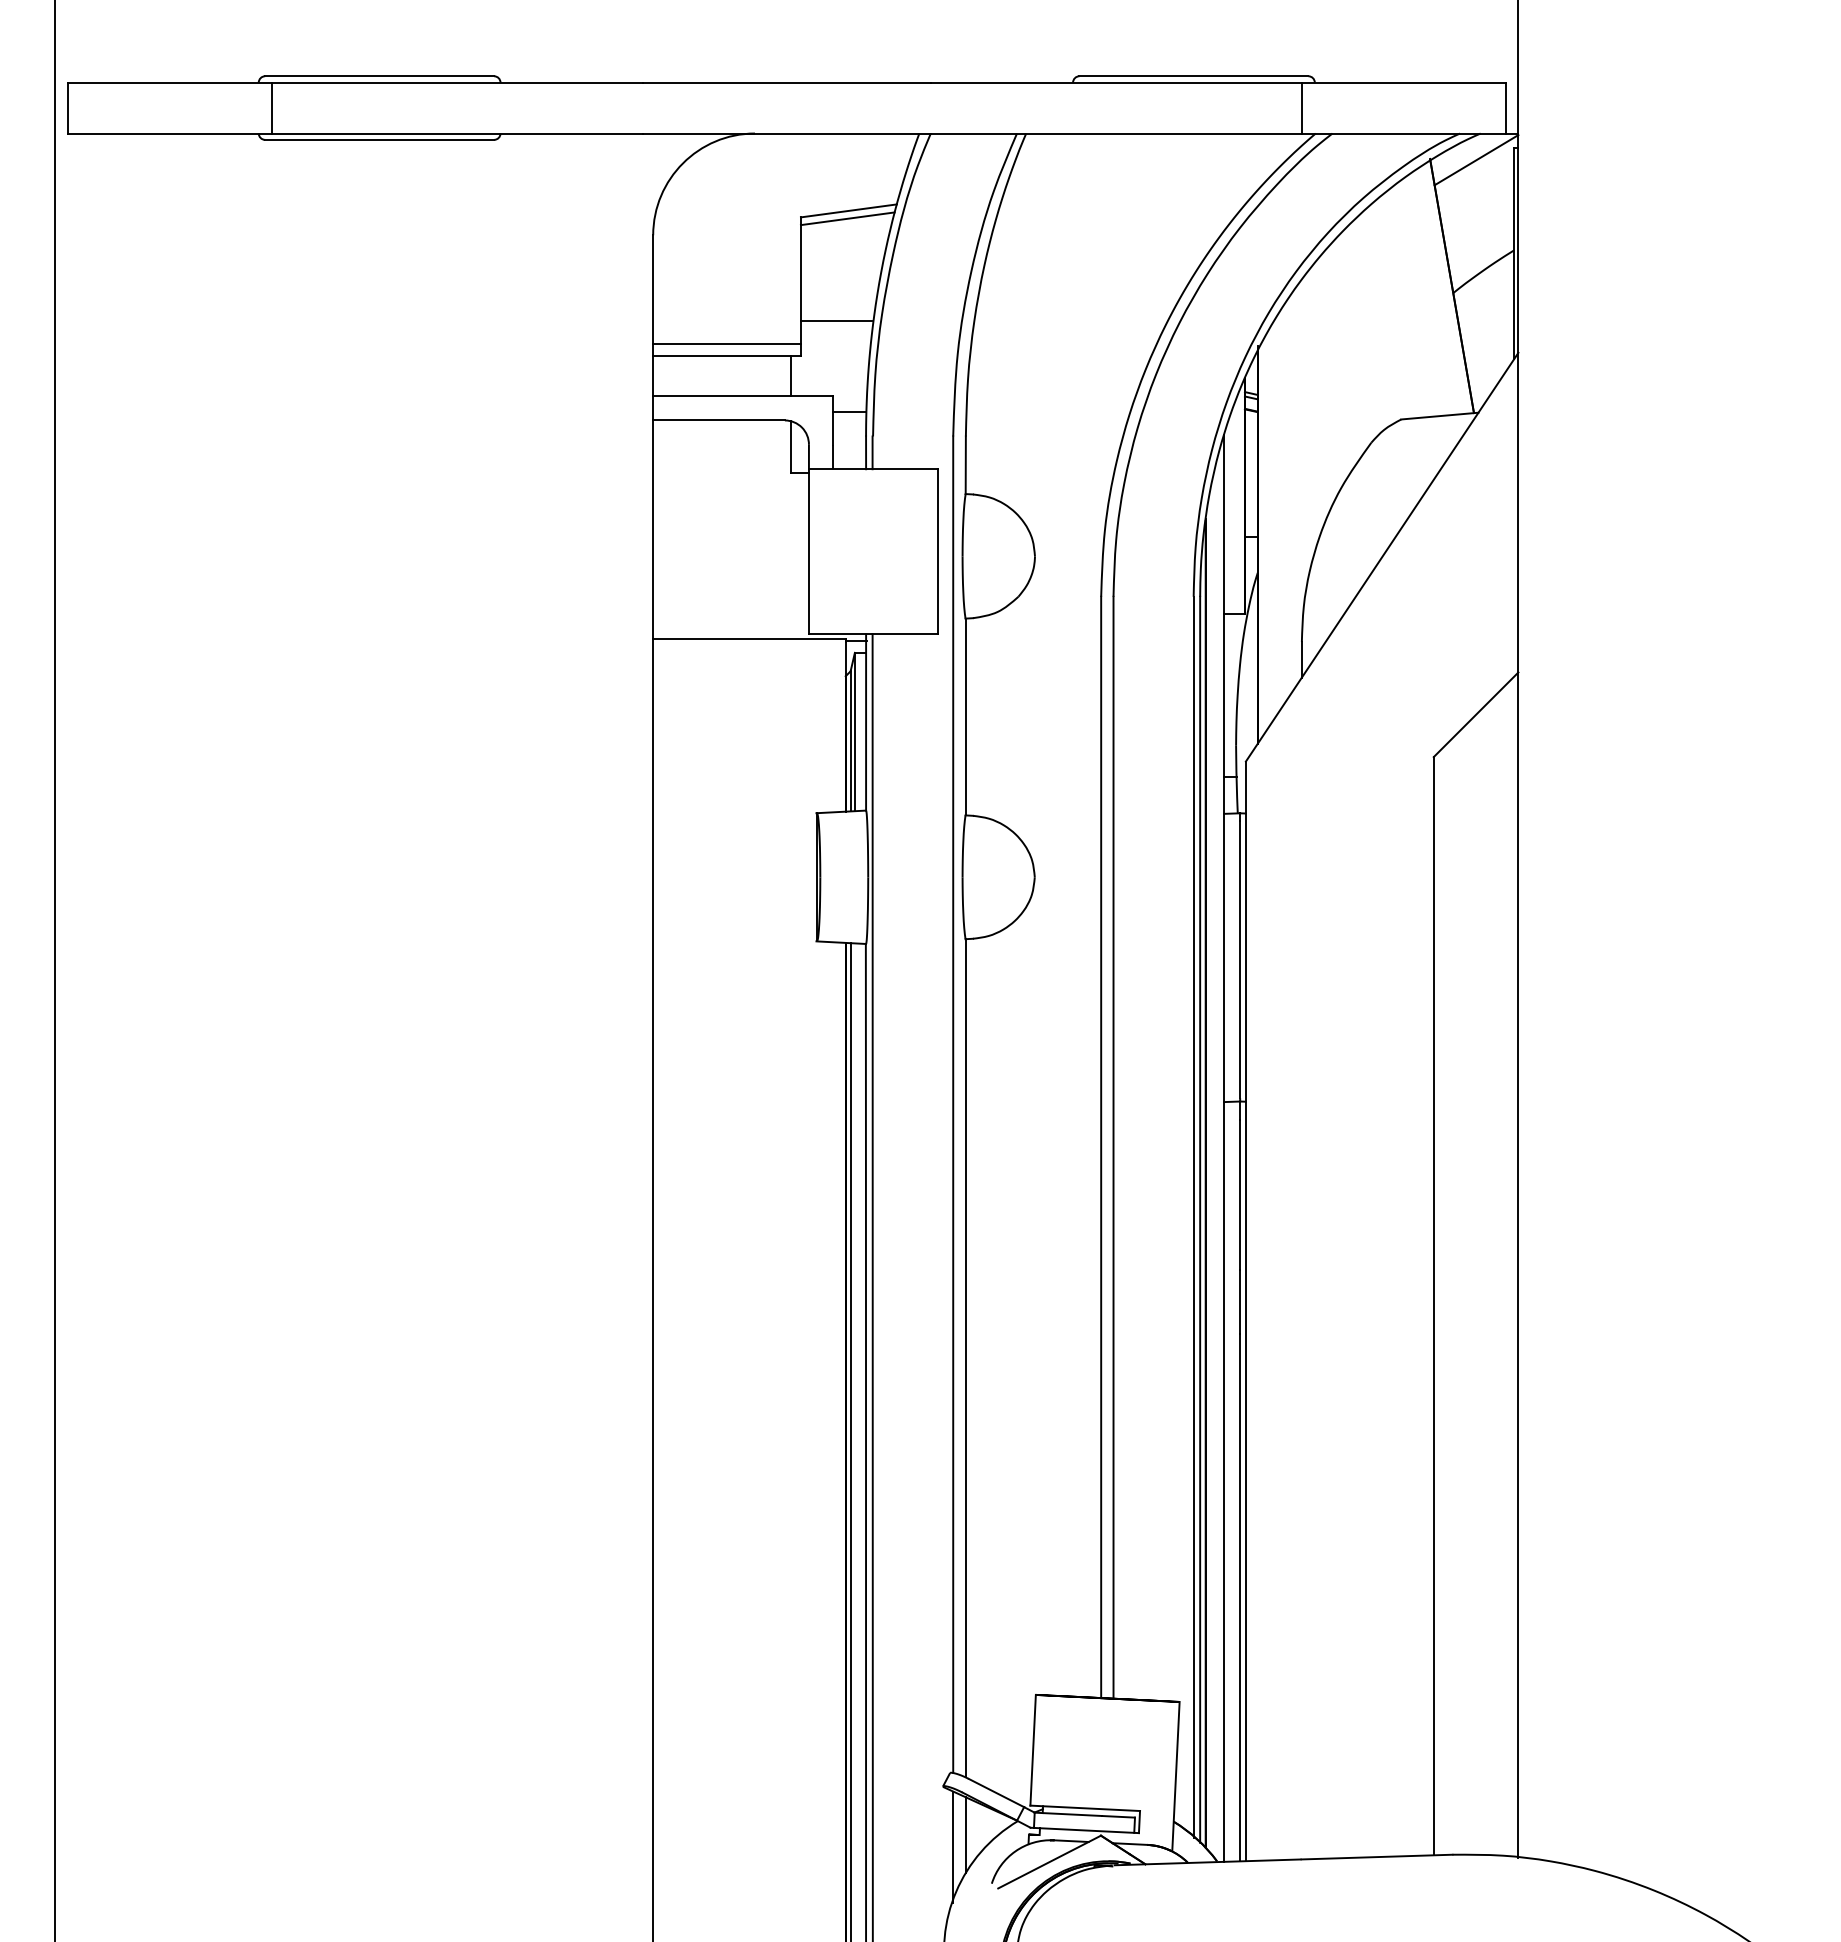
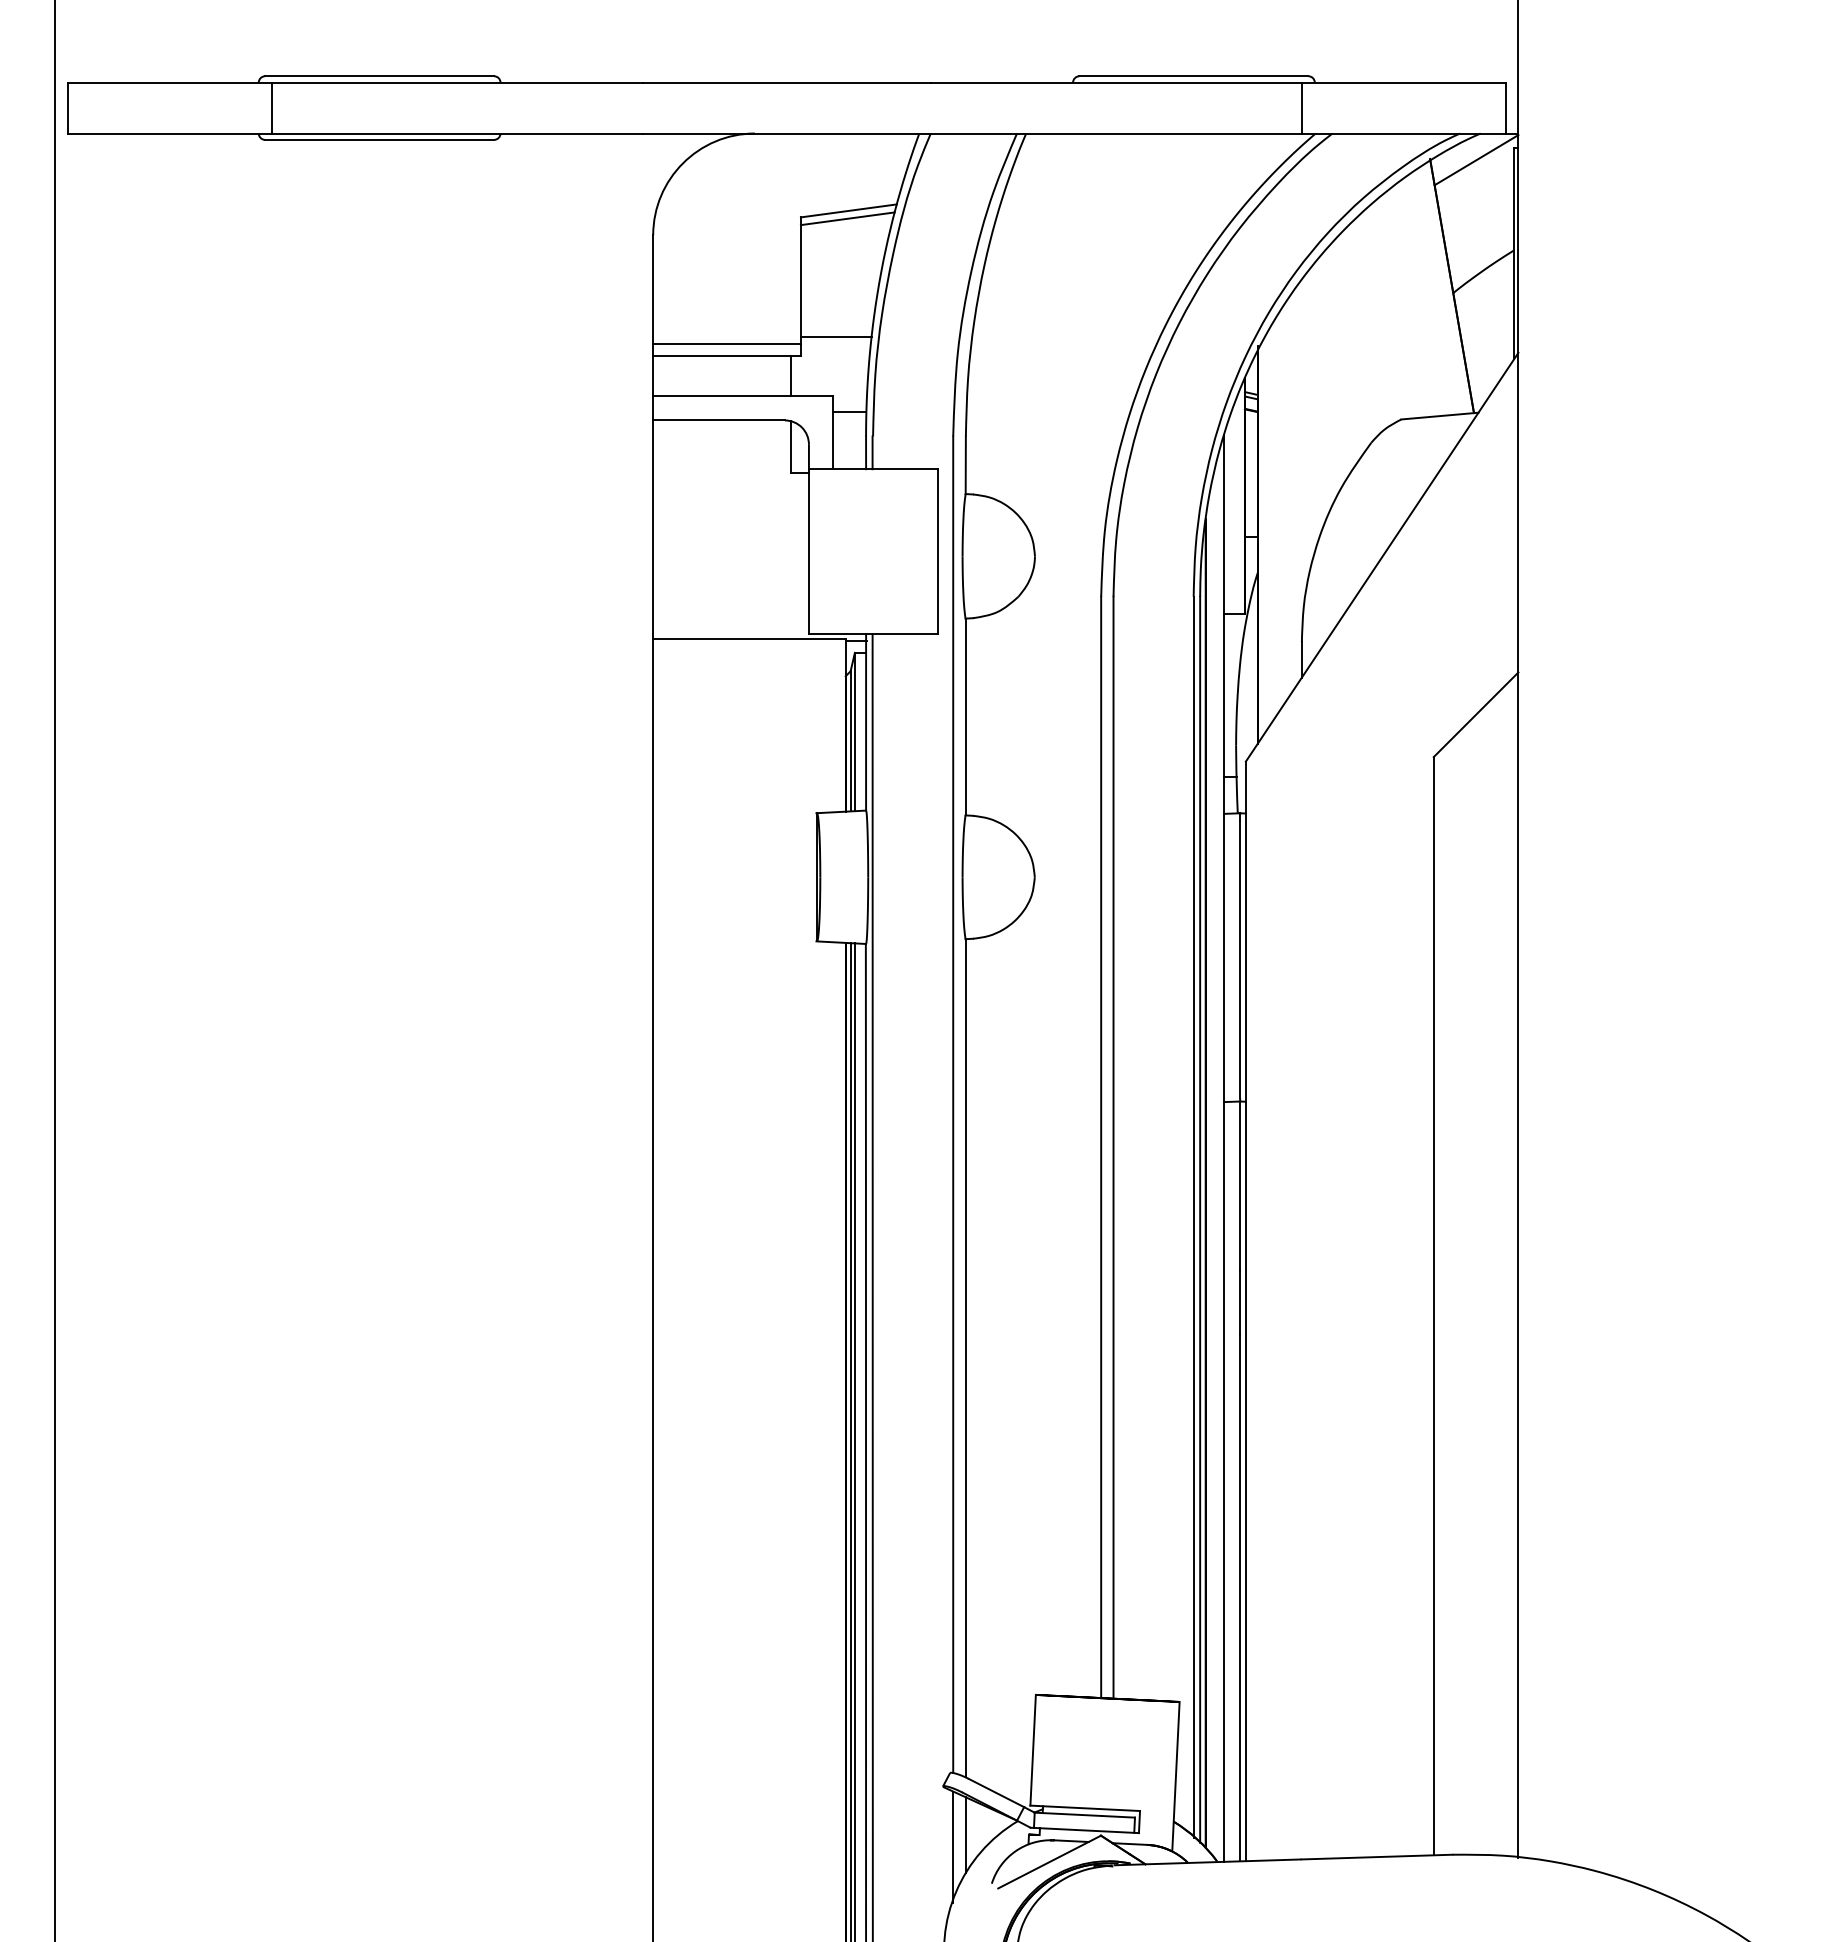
line position: (835, 321) -> (835, 337) (835, 337)
line: none -> present (854, 1440)
